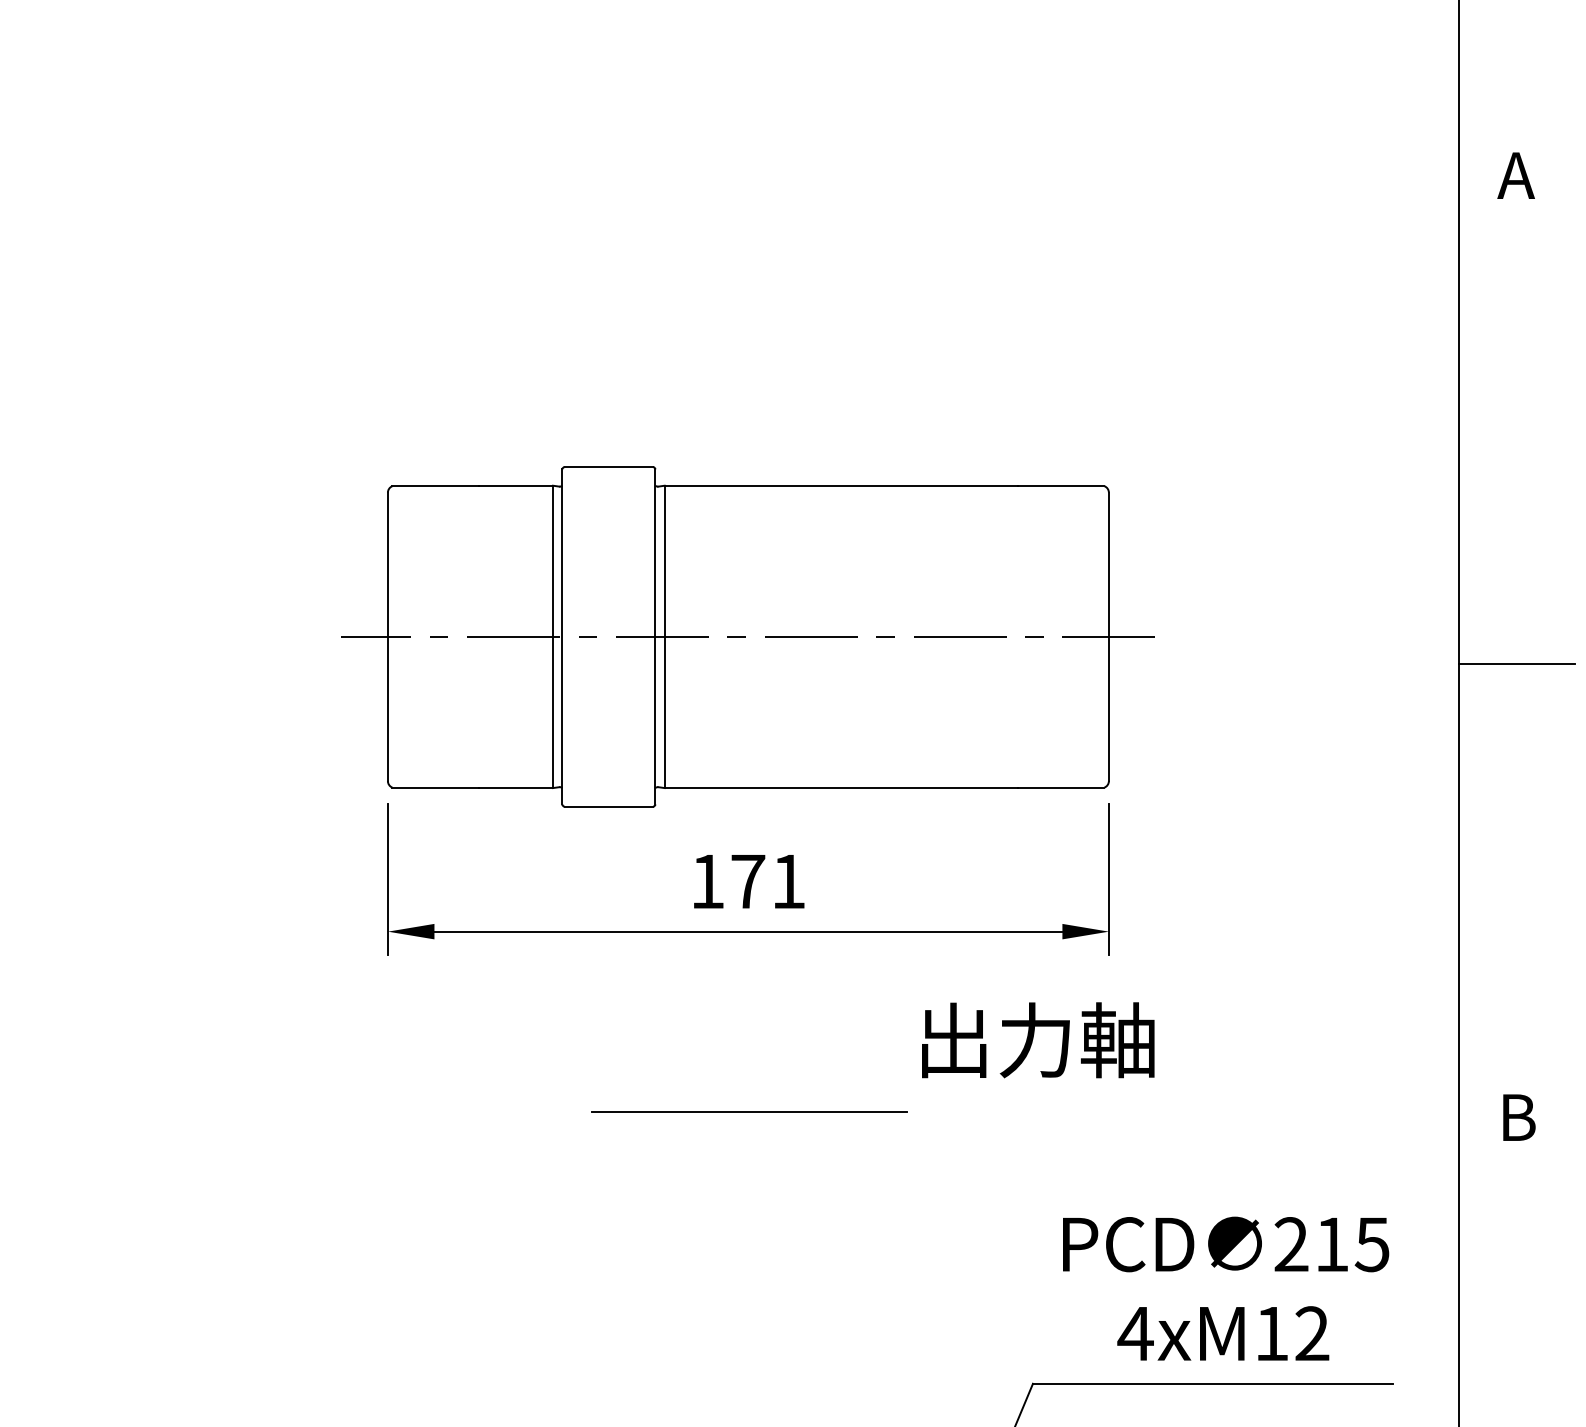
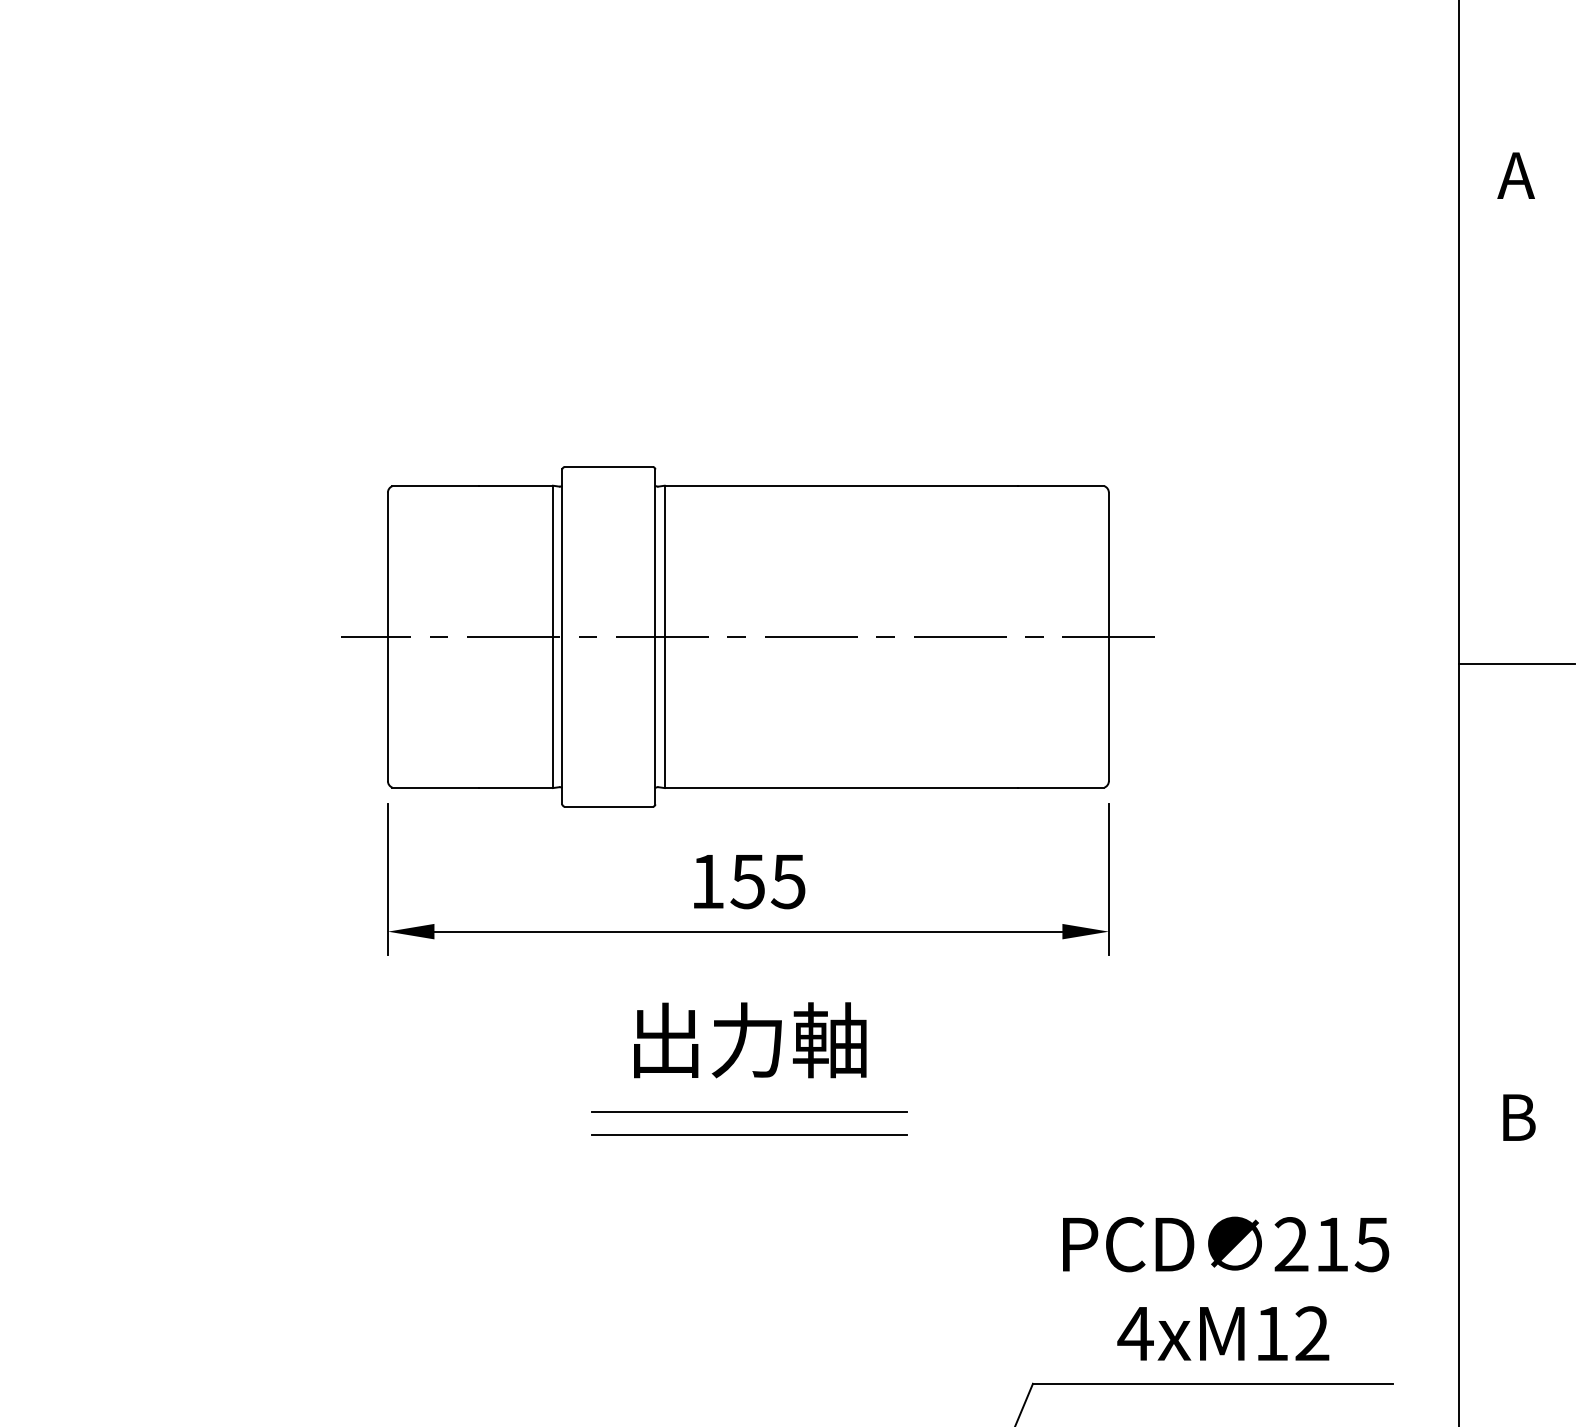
text: 171 -> 155 (767, 882)
text position: (1038, 1040) -> (750, 1040) (750, 1040)
line: none -> present (749, 1134)
